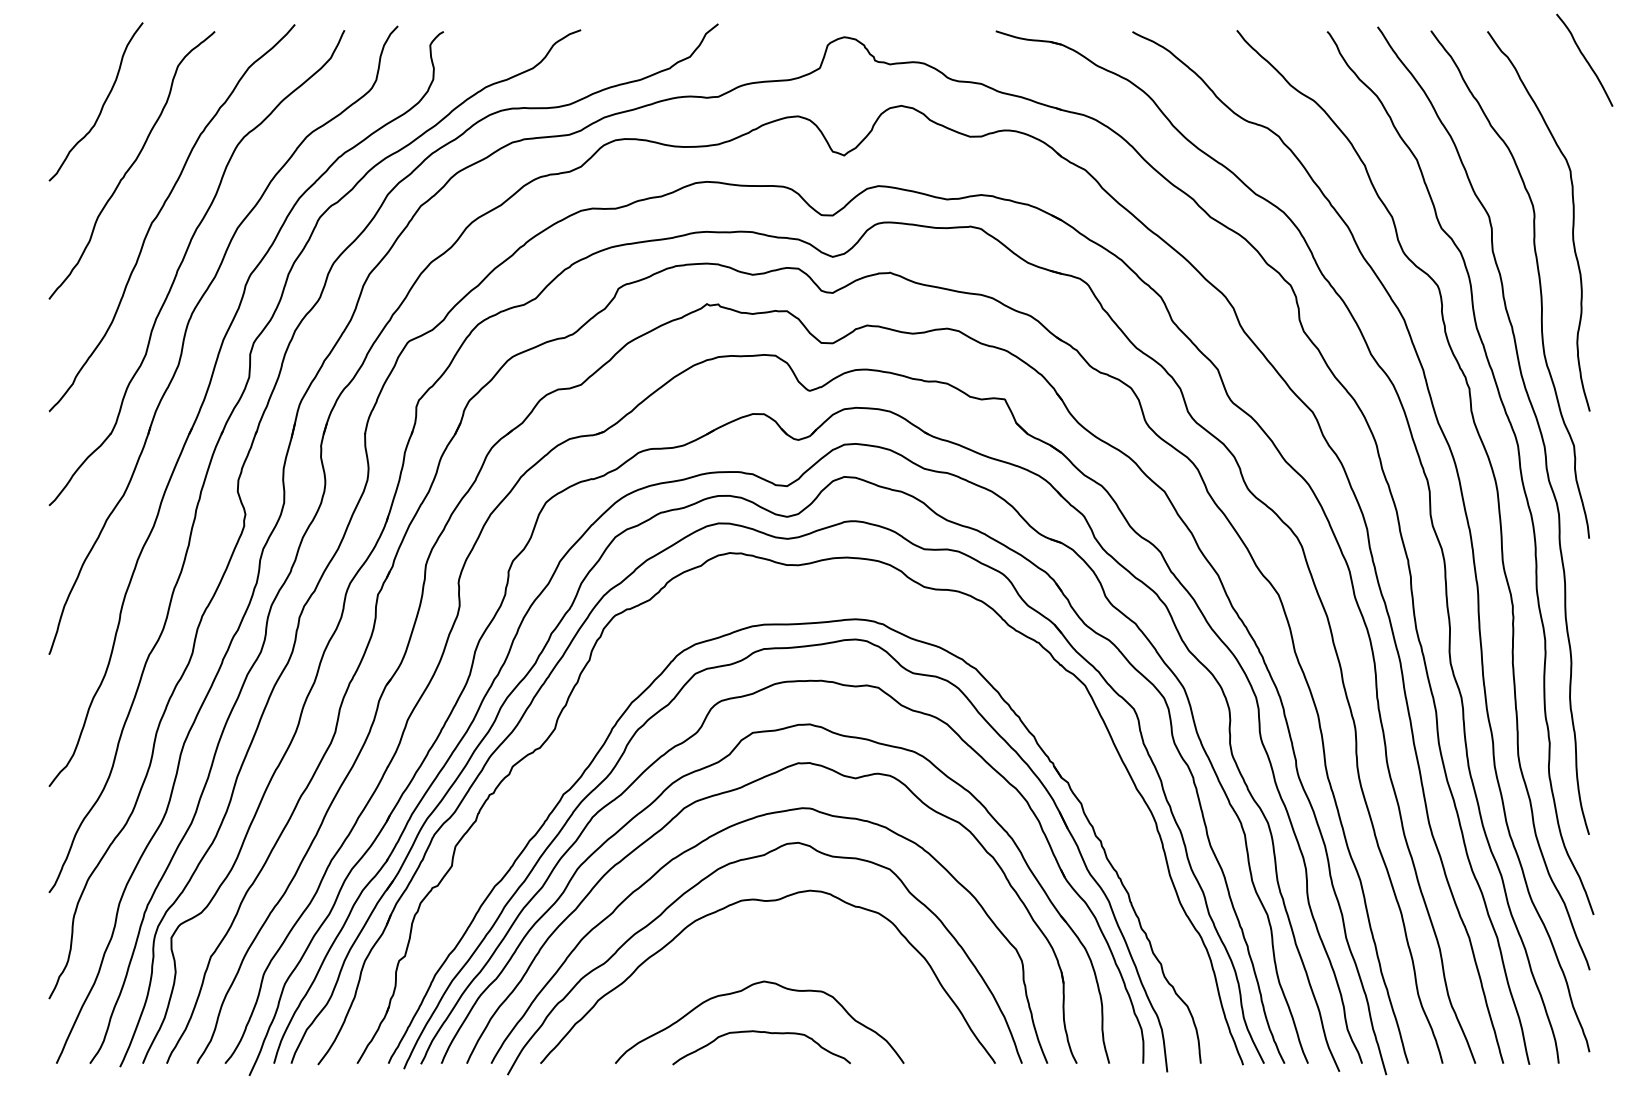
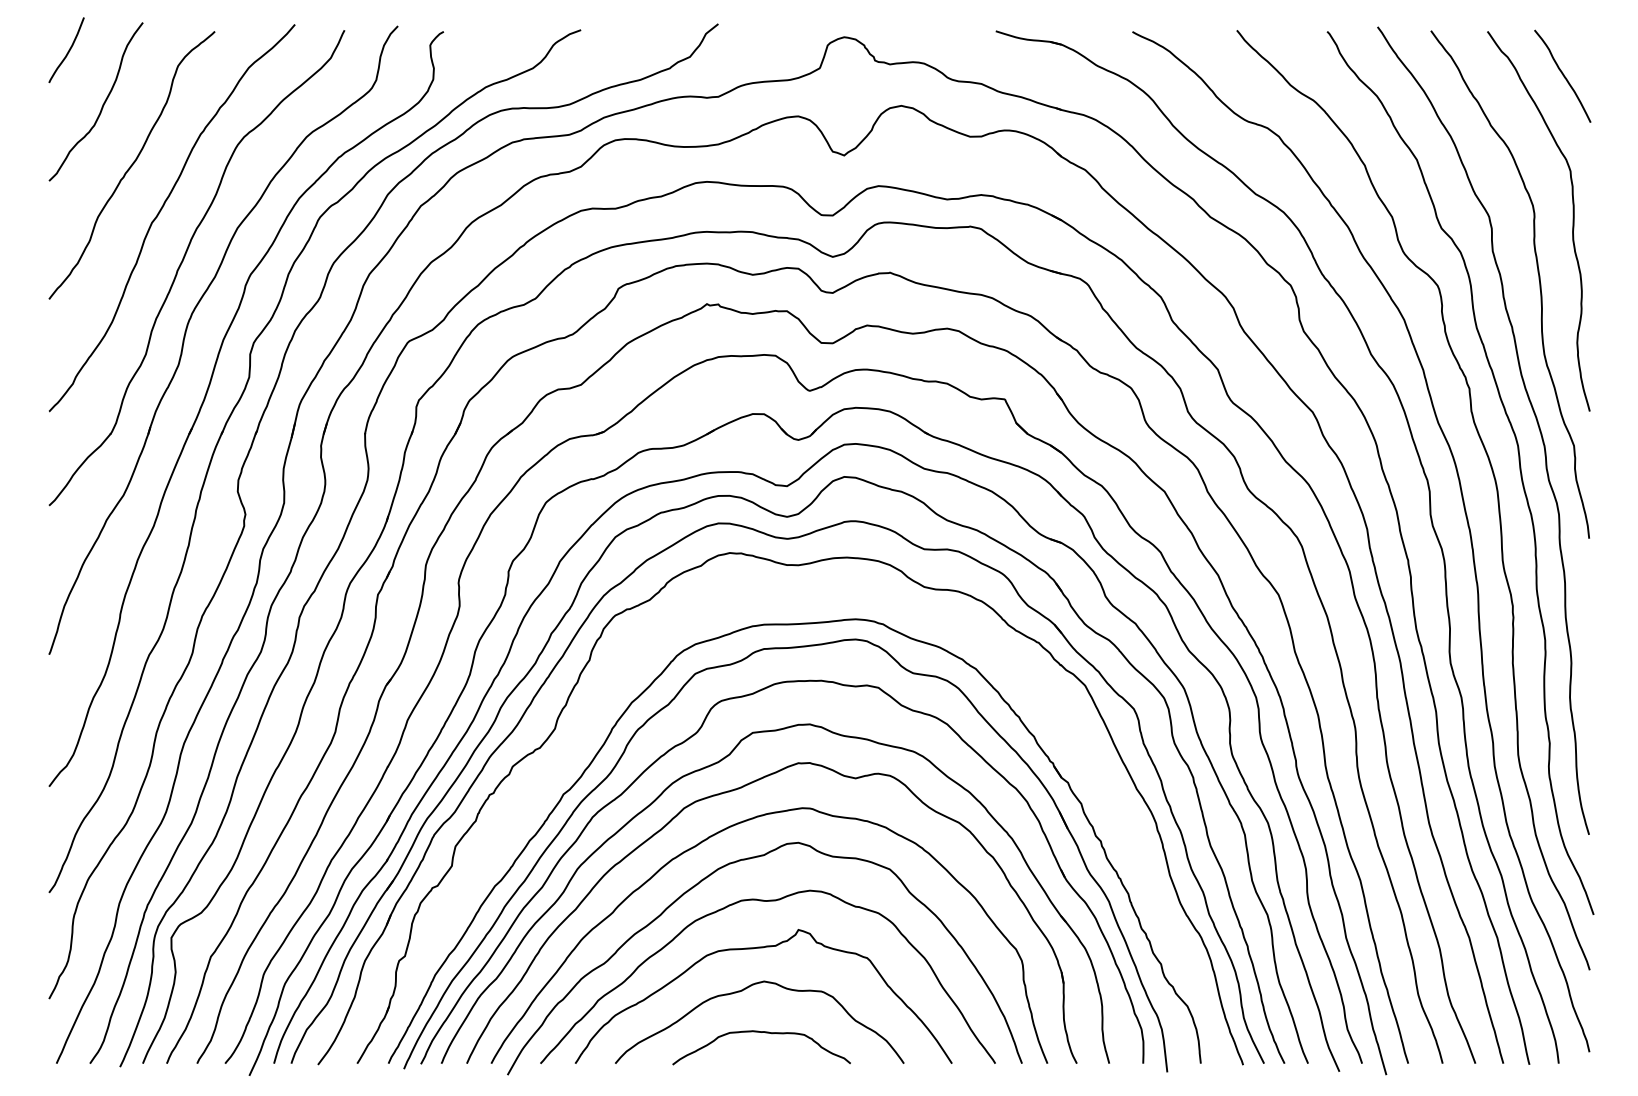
curve: none -> present (67, 51)
curve position: (1584, 59) -> (1562, 75) (1562, 75)
curve: none -> present (763, 948)
